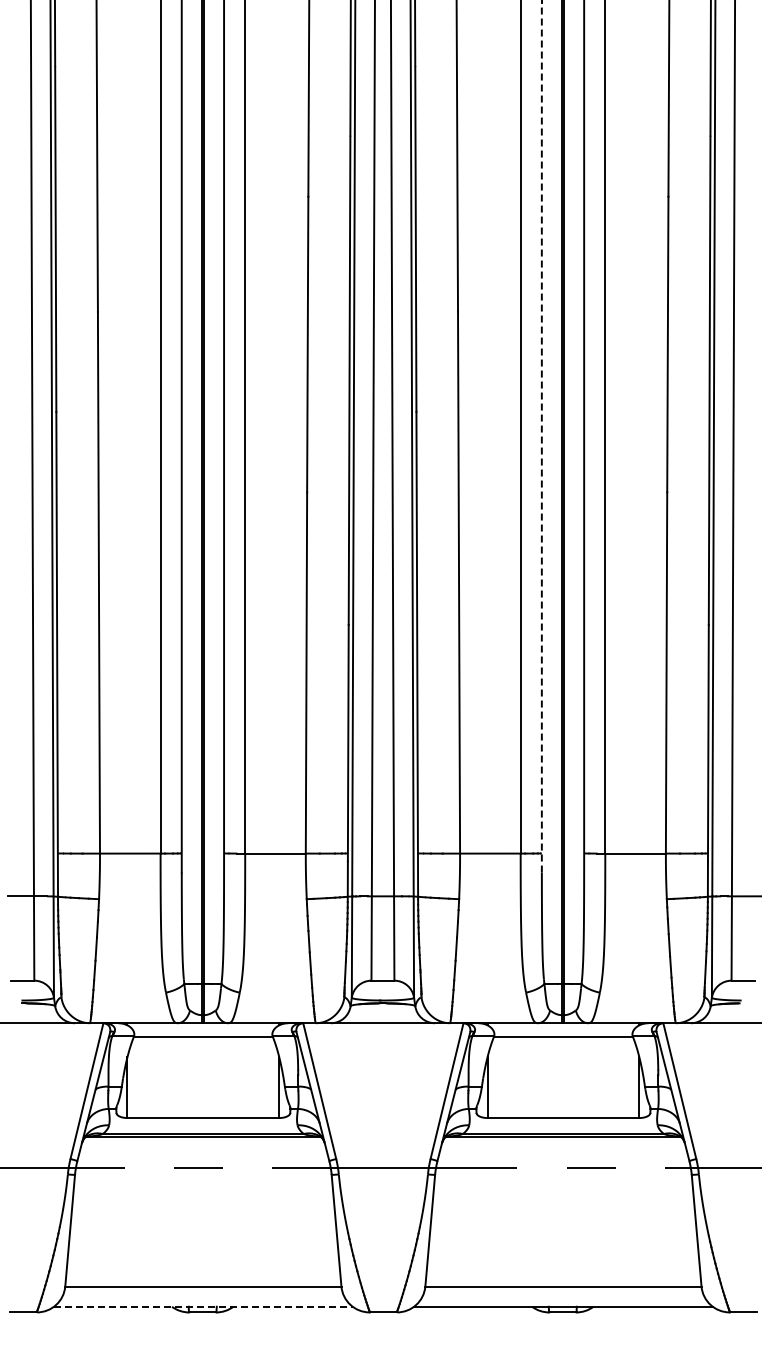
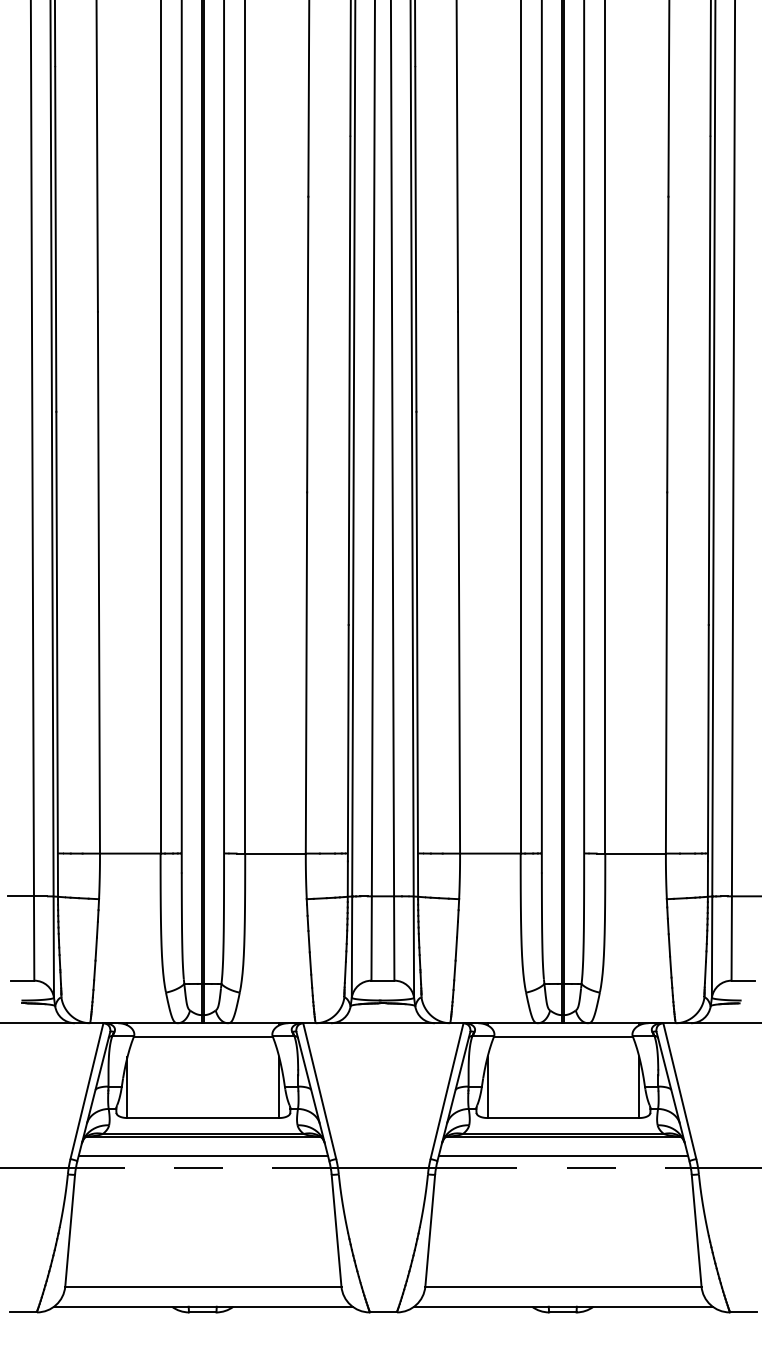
line: dashed -> solid (541, 436)
line: none -> present (203, 1156)
line: none -> present (563, 1156)
line: dashed -> solid (203, 1306)
